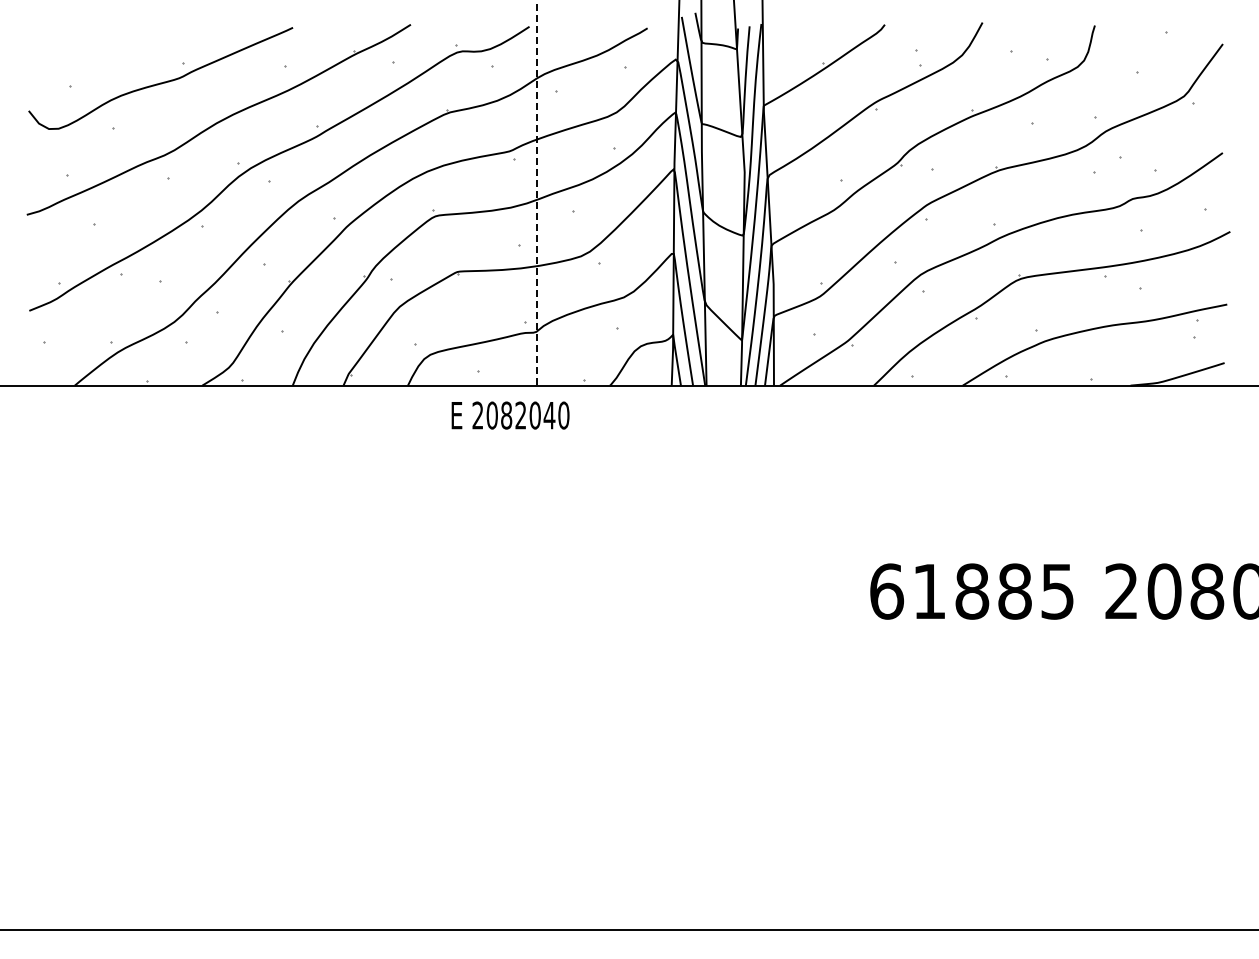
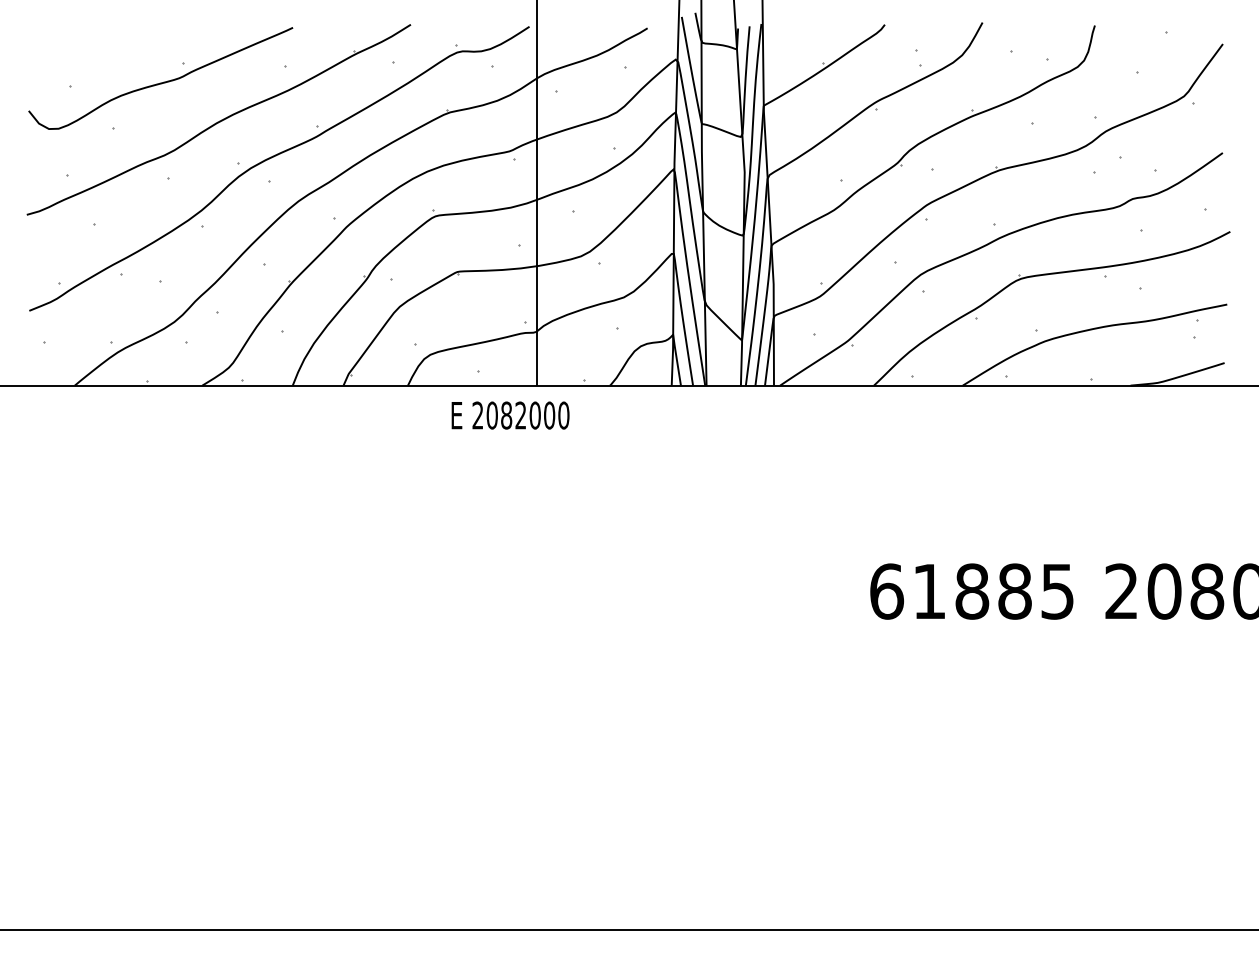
line: dashed -> solid (536, 193)
text: 2082040 -> 2082000 (549, 415)
